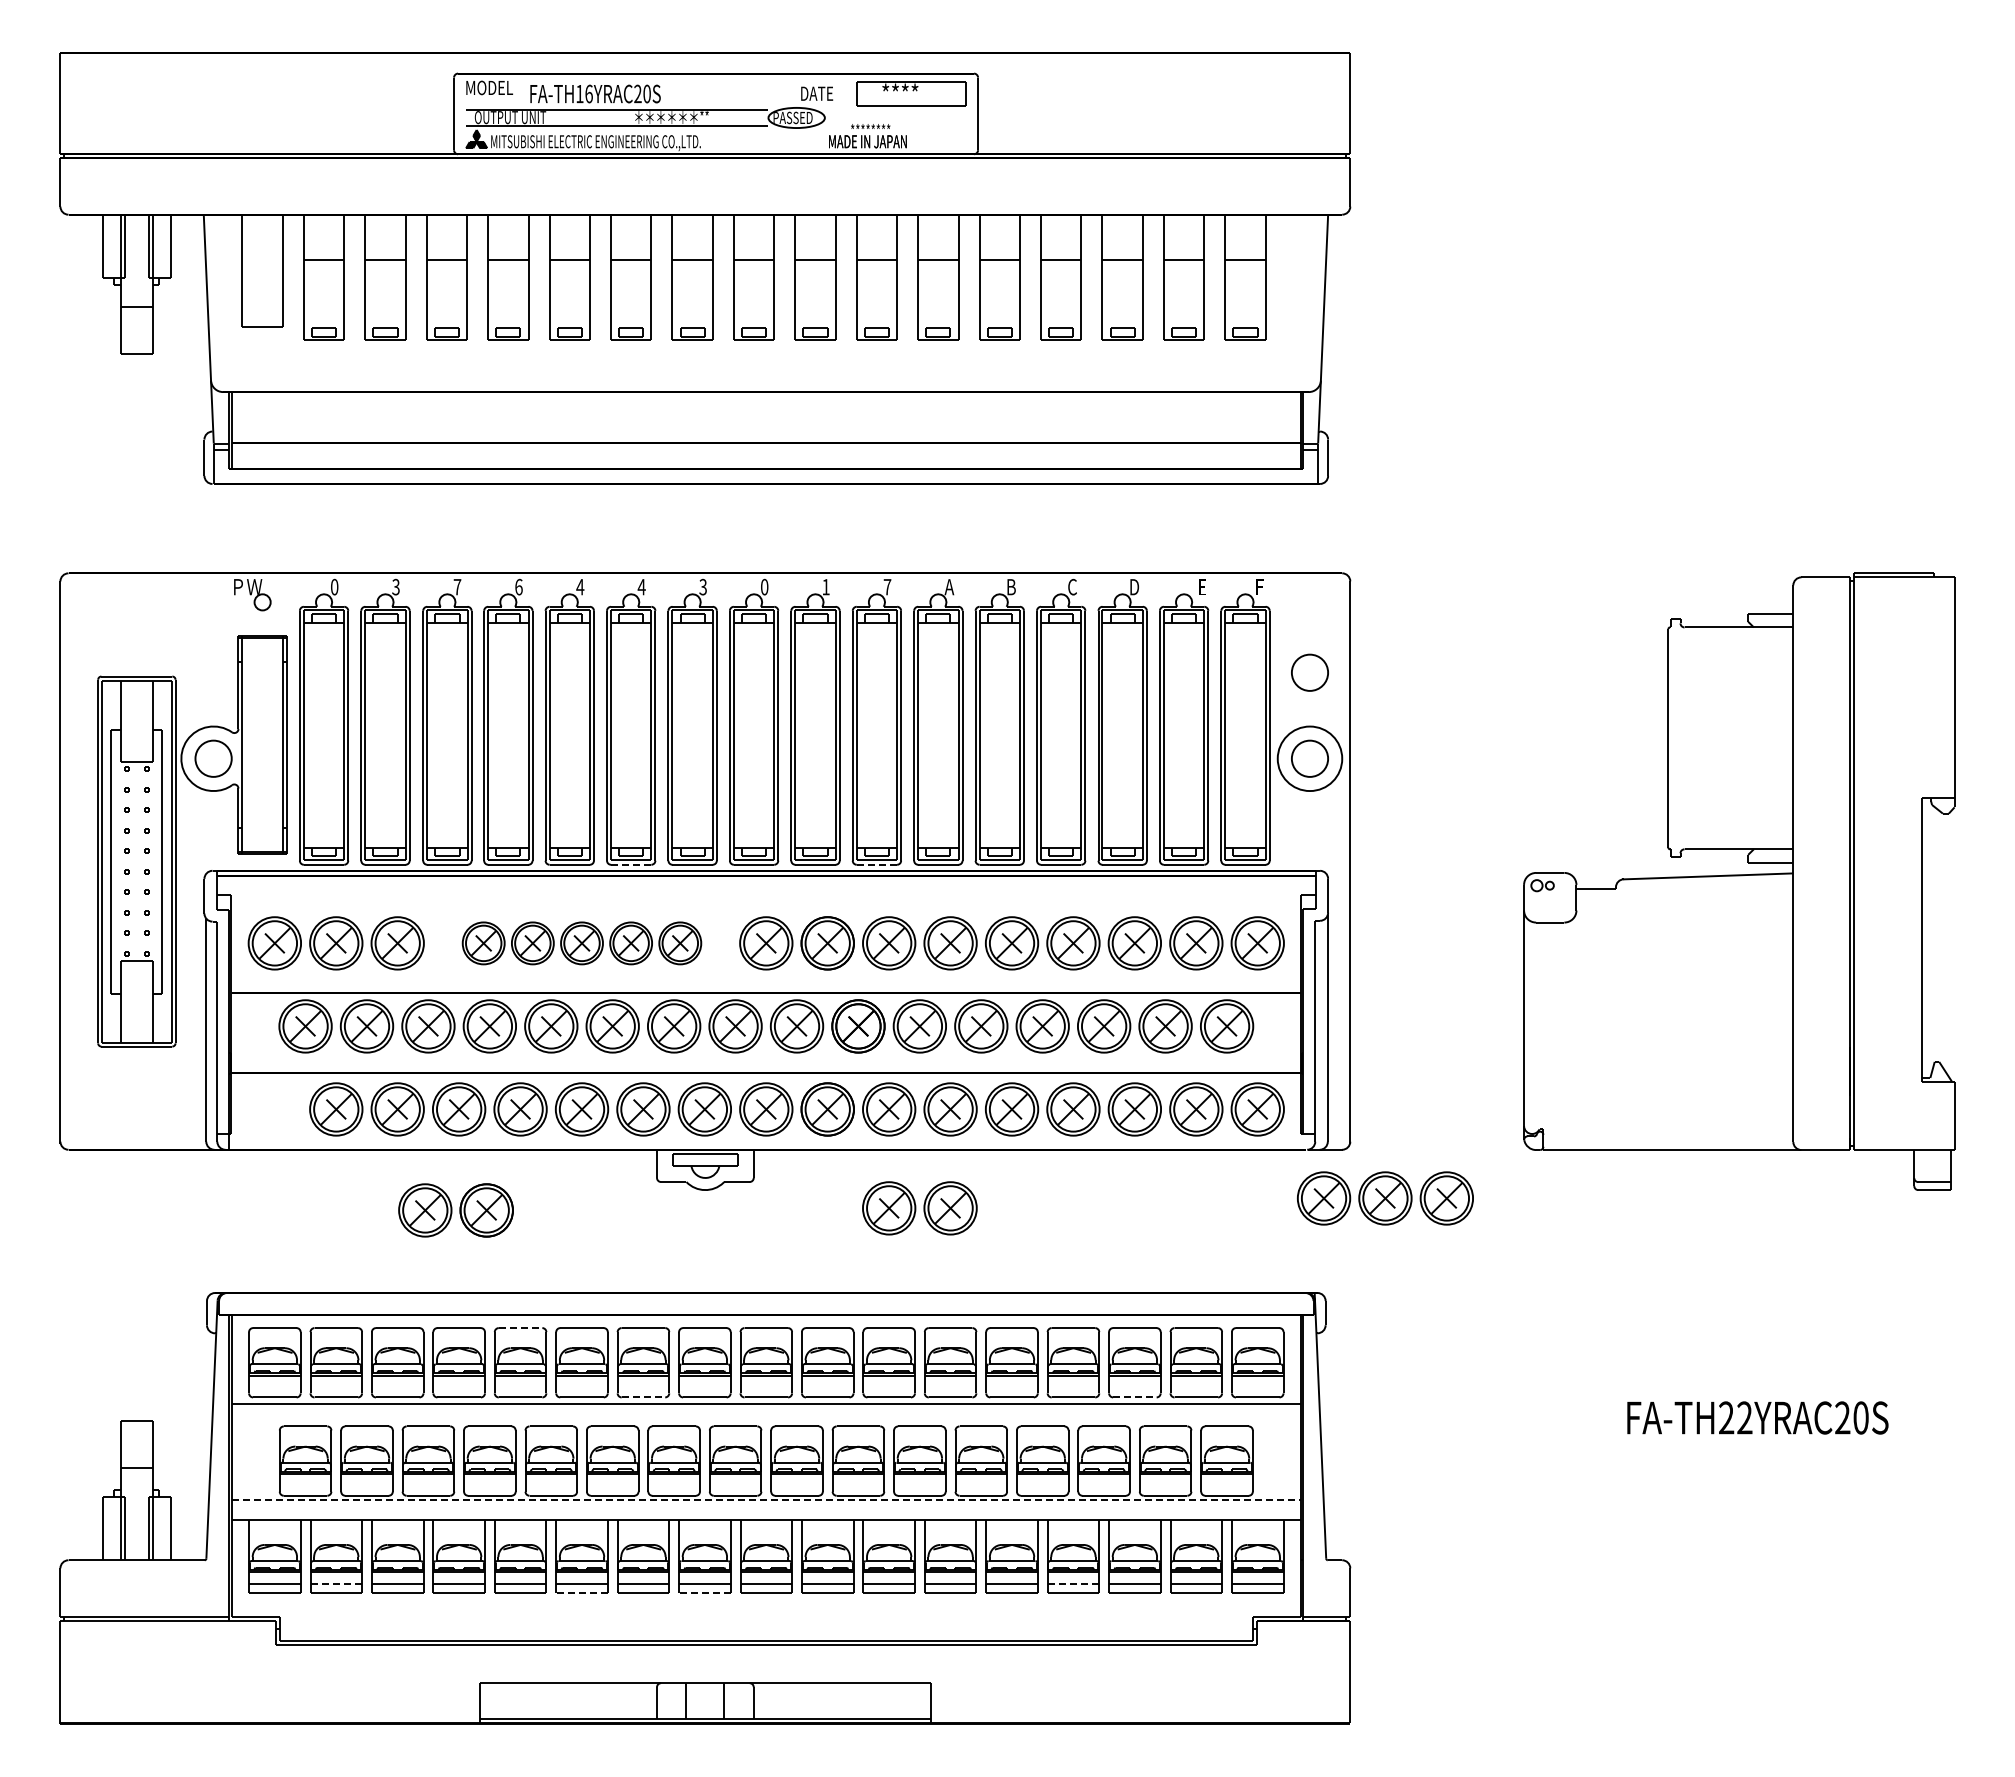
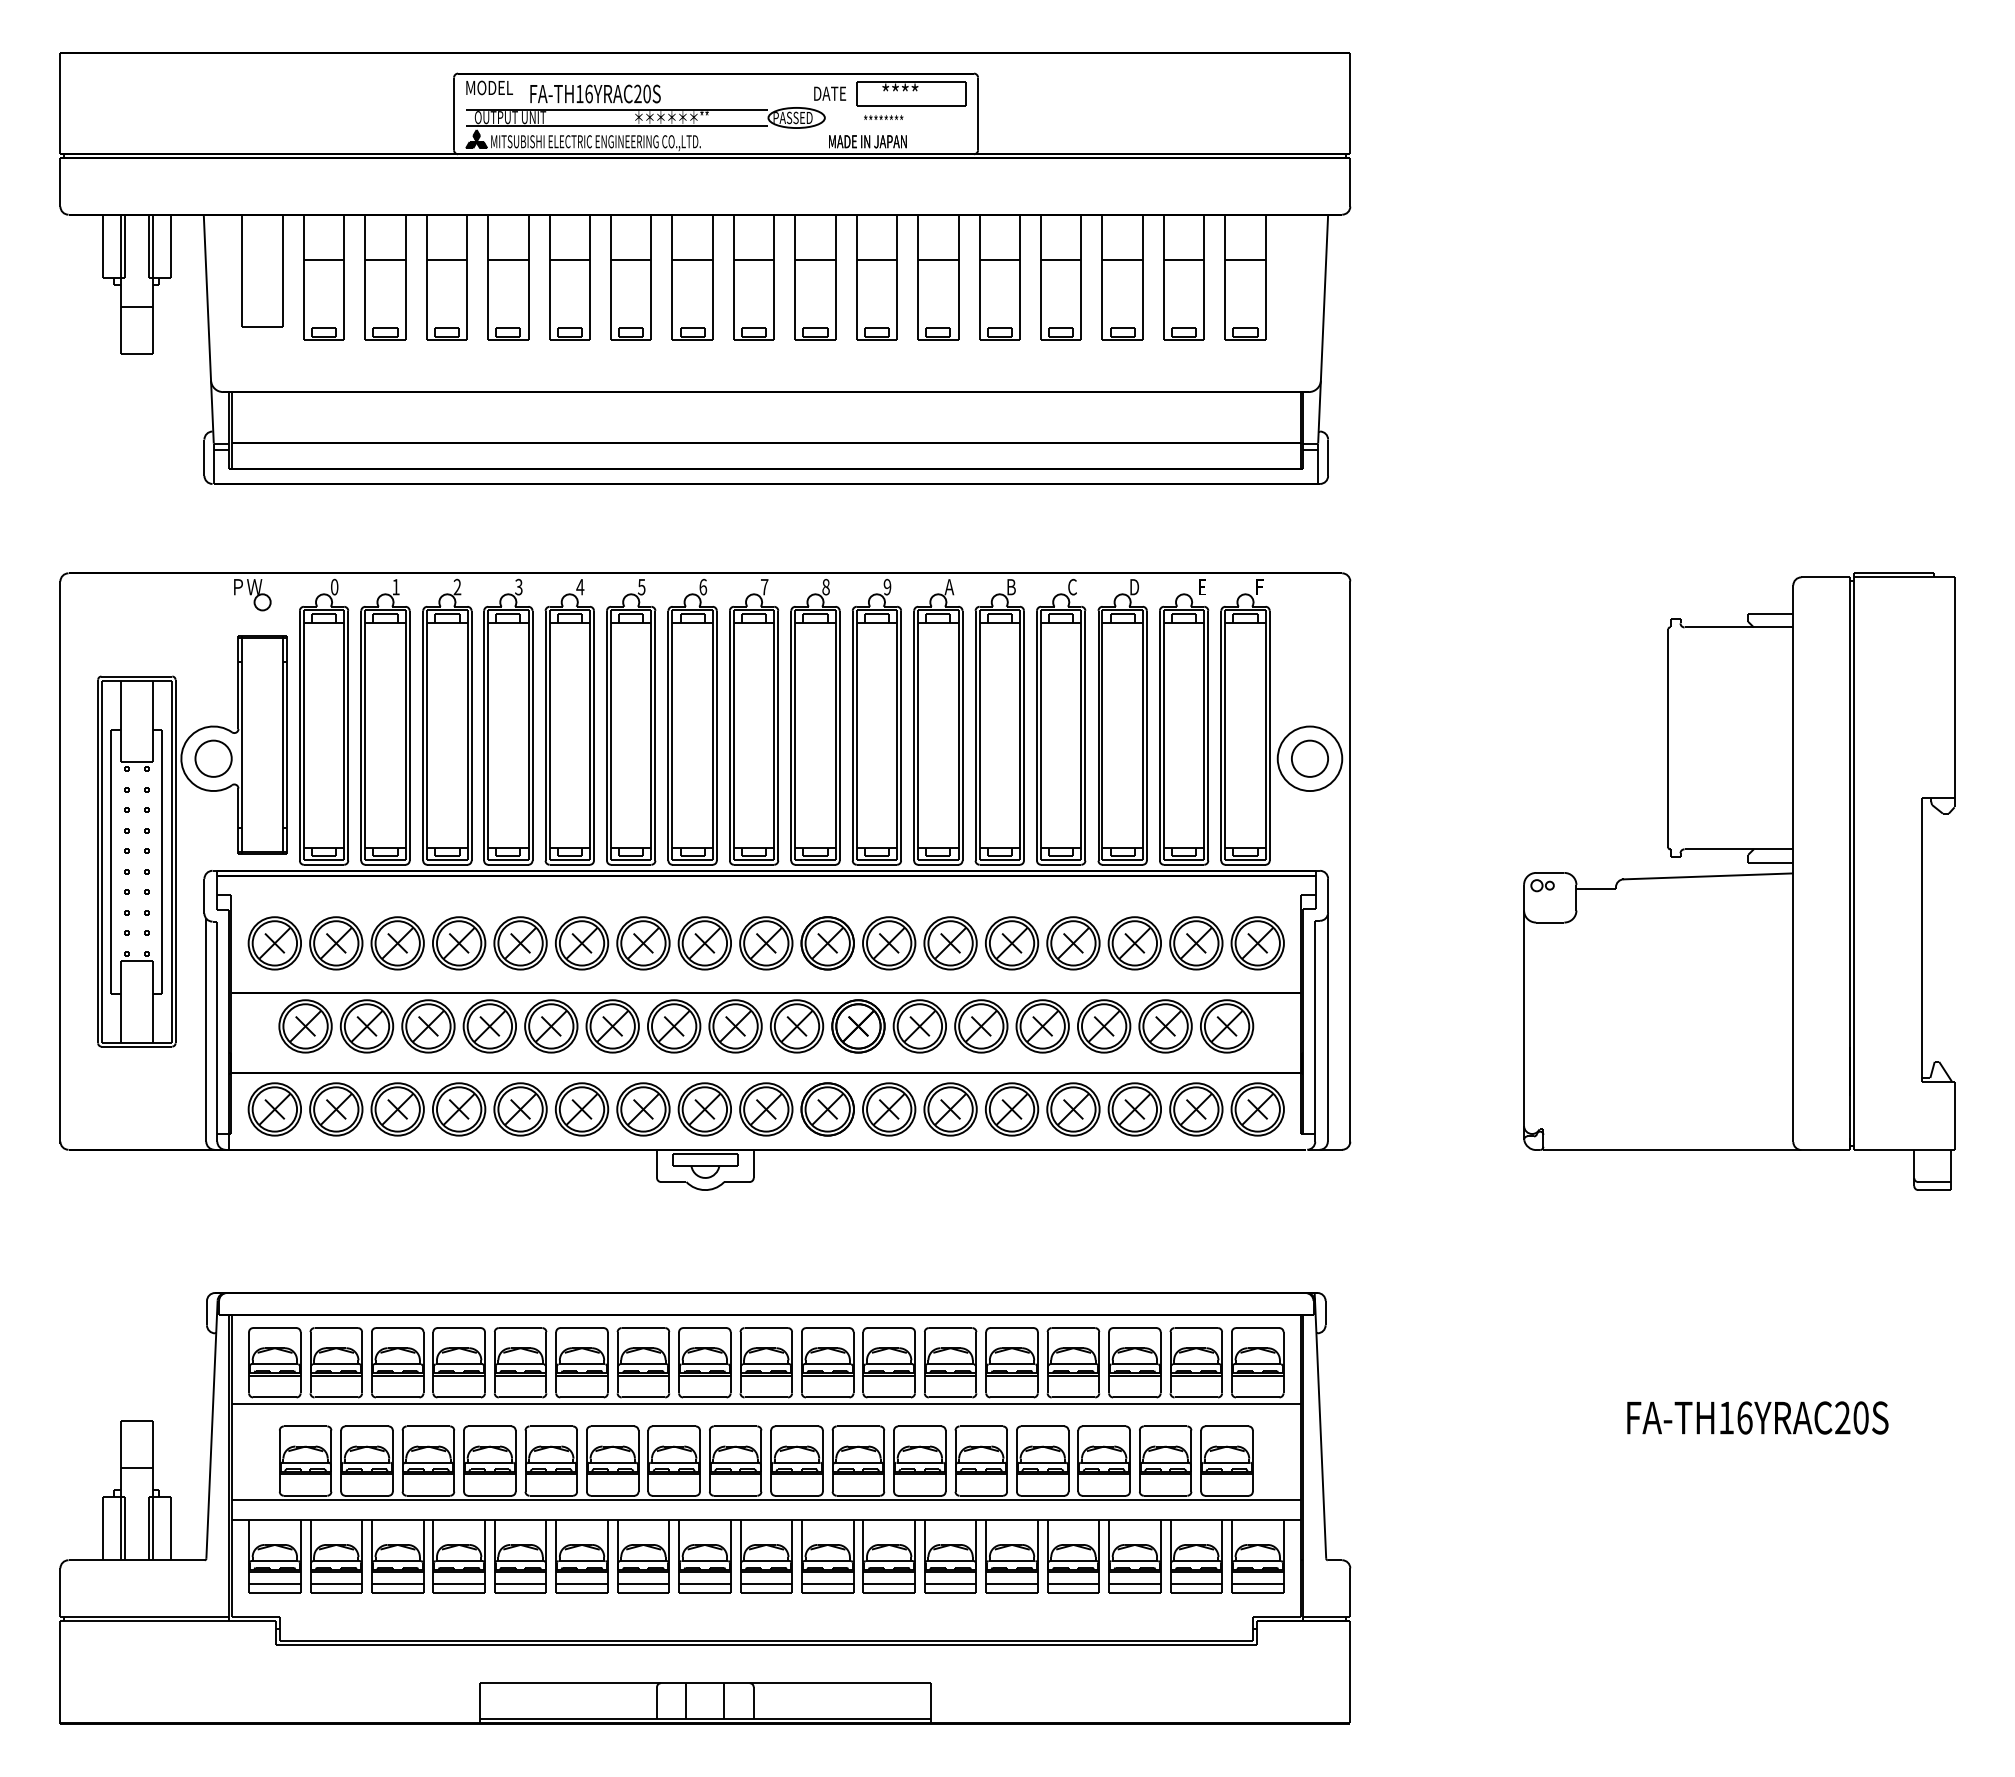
text position: (817, 93) -> (830, 93) (830, 93)
text position: (870, 126) -> (883, 117) (883, 117)
text: 3 -> 1 (395, 586)
text: 7 -> 2 (457, 586)
text: 6 -> 3 (518, 586)
text: 3 -> 6 (703, 586)
text: 0 -> 7 (764, 586)
text: 7 -> 9 (887, 586)
text: 4 -> 5 (641, 587)
text: 1 -> 8 (825, 587)
part: present -> none (1309, 672)
line: dashed -> solid (631, 864)
line: dashed -> solid (877, 864)
part size: 242x45 px -> 300x55 px (581, 943)
part: none -> present (274, 1109)
part: present -> none (1385, 1198)
part: present -> none (919, 1208)
part: present -> none (455, 1210)
line: dashed -> solid (520, 1328)
line: dashed -> solid (643, 1397)
line: dashed -> solid (1134, 1397)
text: FA-TH22YRAC20S -> FA-TH16YRAC20S (1735, 1417)
line: dashed -> solid (766, 1500)
line: dashed -> solid (336, 1584)
line: dashed -> solid (1073, 1584)
line: dashed -> solid (582, 1592)
line: dashed -> solid (704, 1592)
